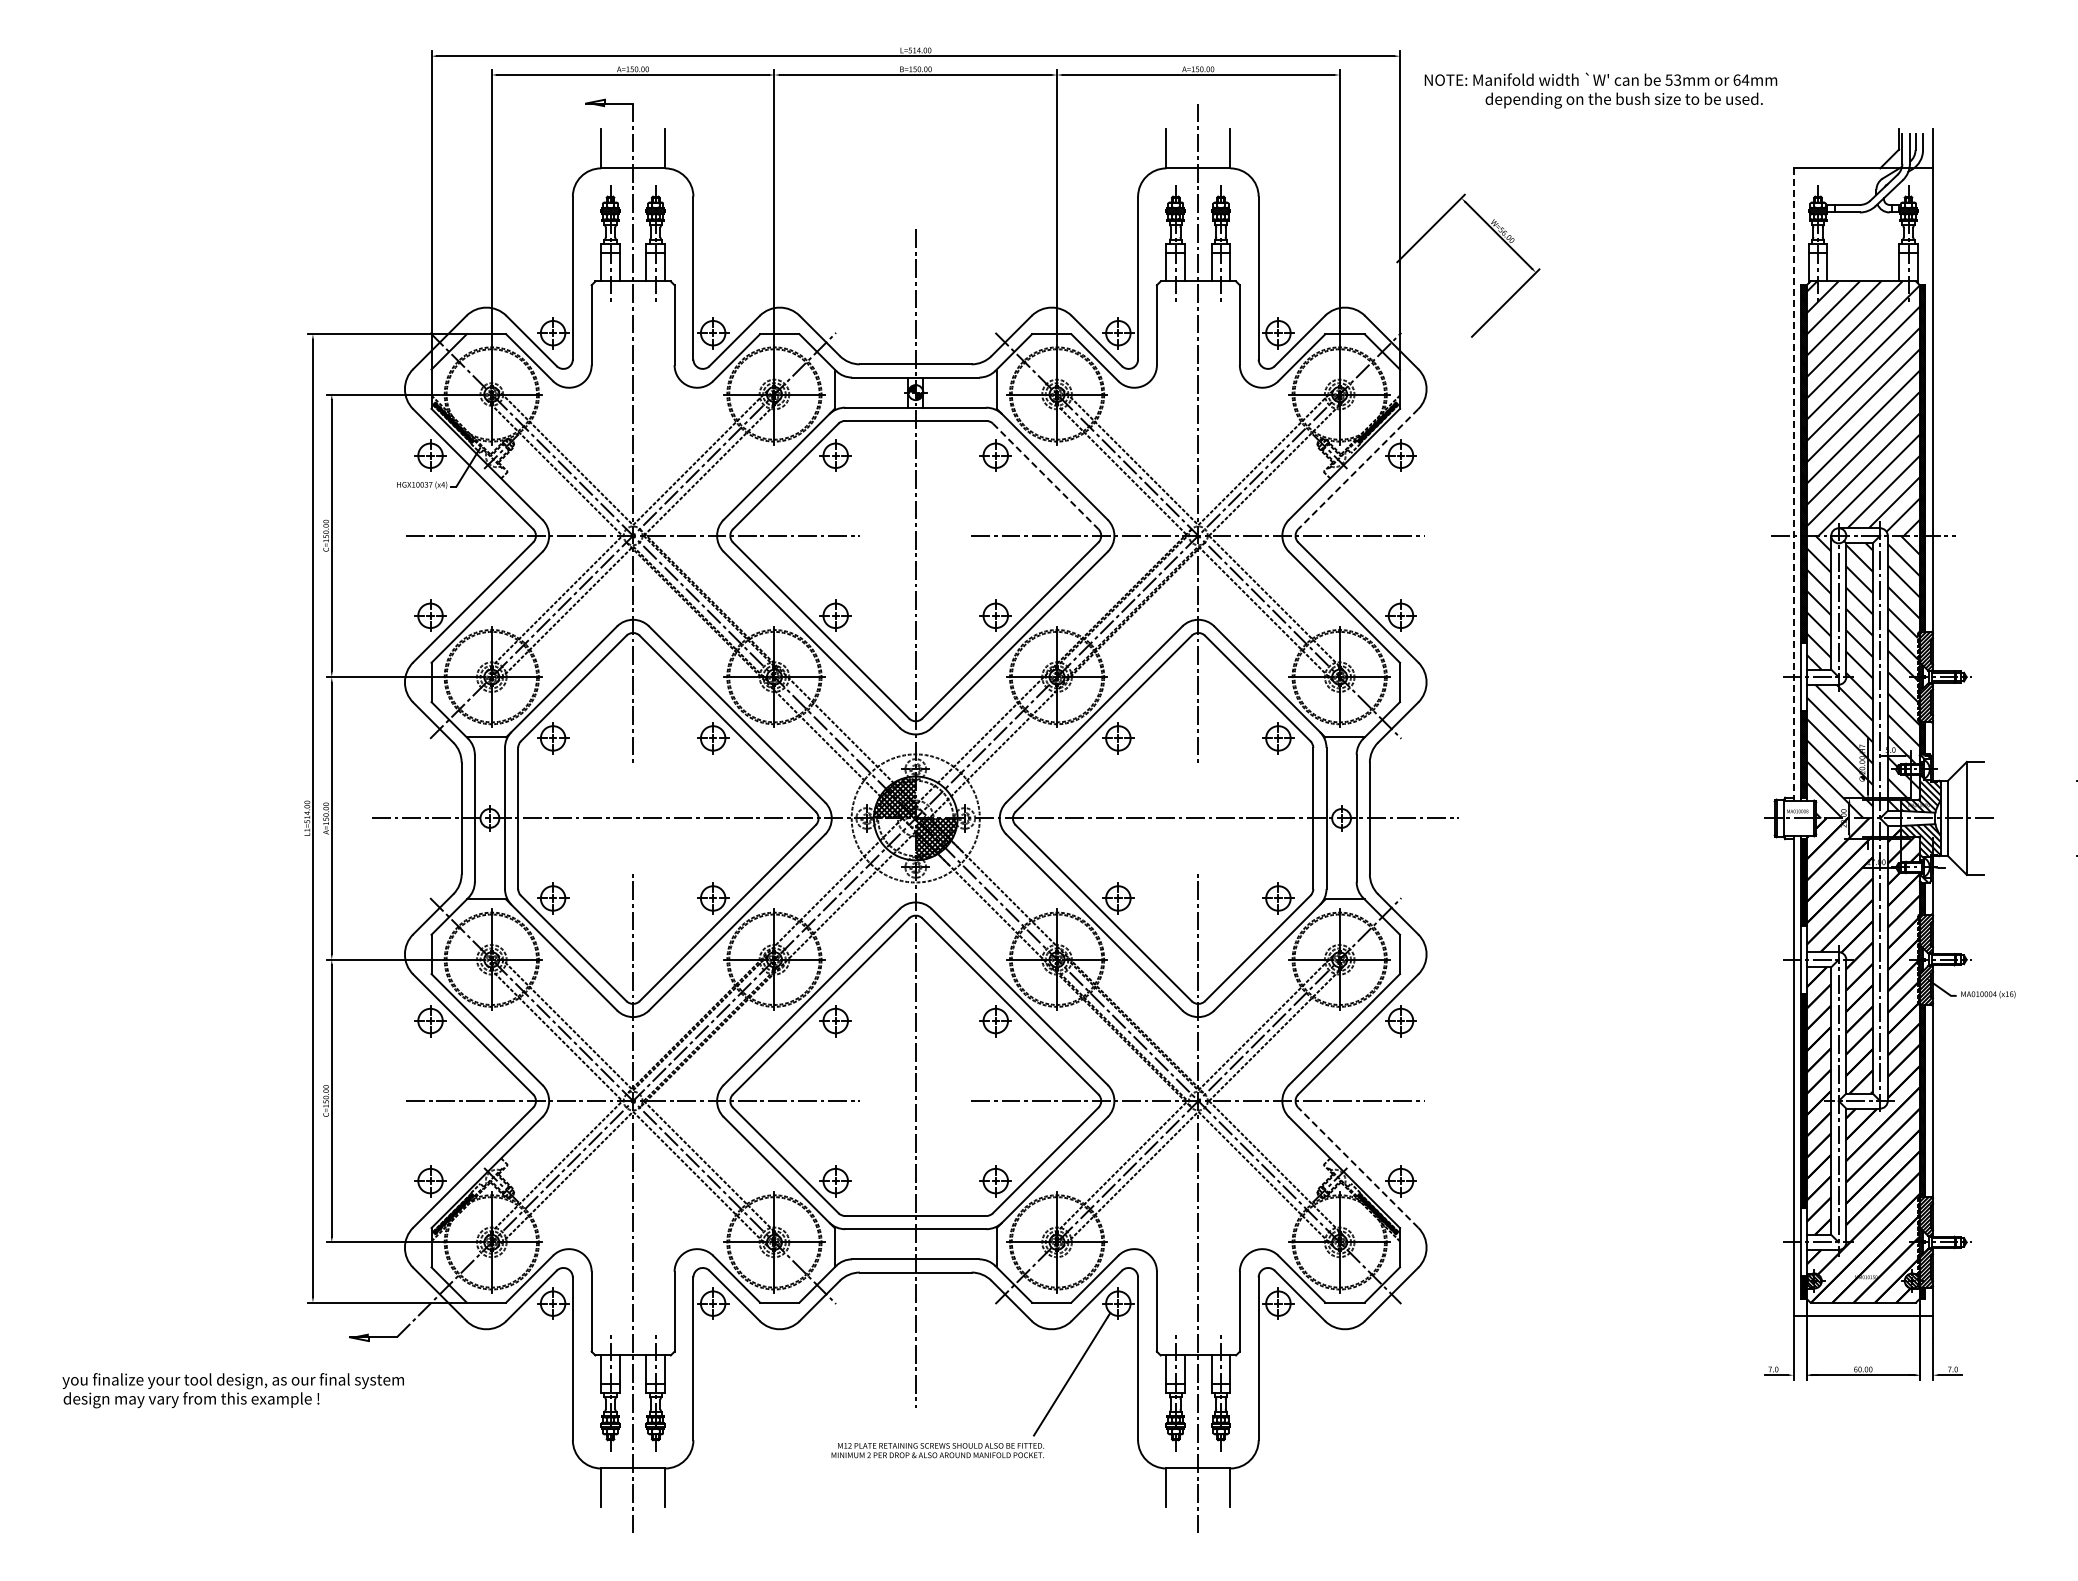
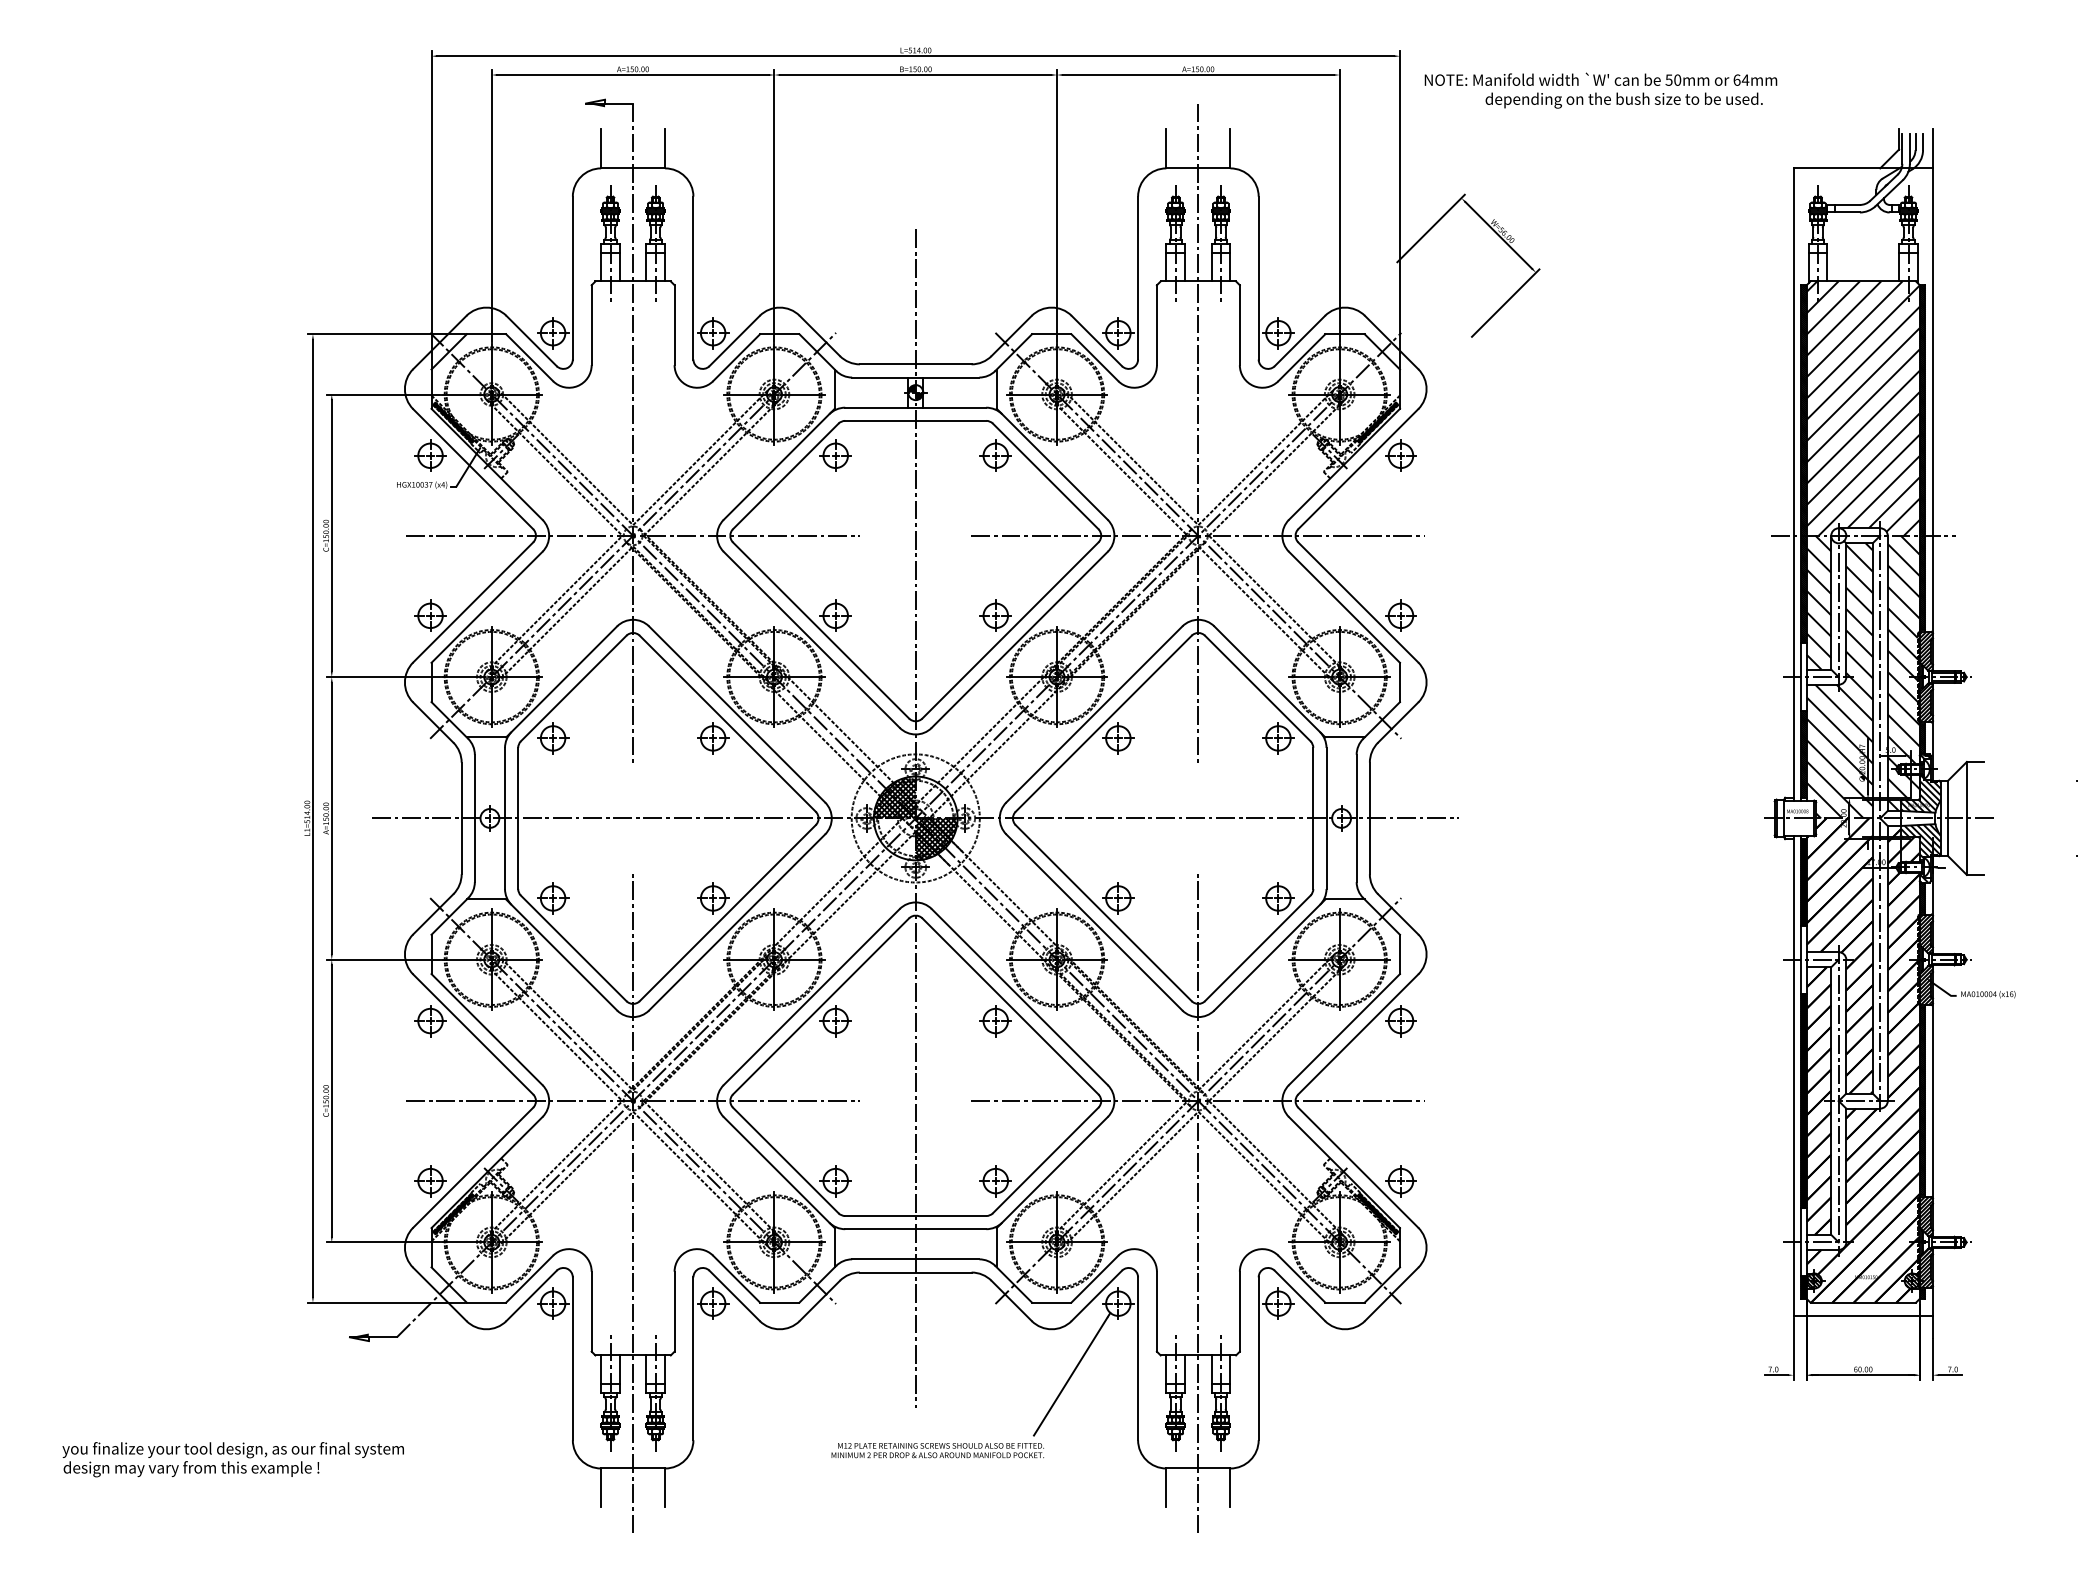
text: 53mm -> 50mm (1677, 79)
line: dashed -> solid (1358, 469)
line: dashed -> solid (1045, 476)
line: dashed -> solid (1793, 484)
line: dashed -> solid (1358, 1167)
text position: (232, 1390) -> (232, 1459) (232, 1459)
